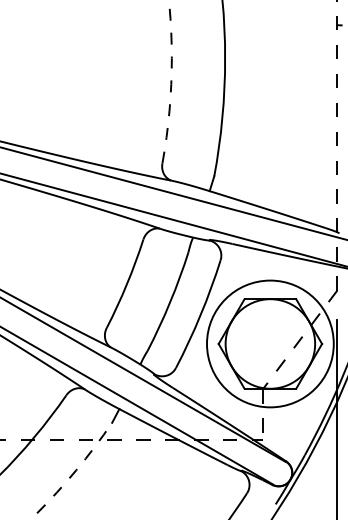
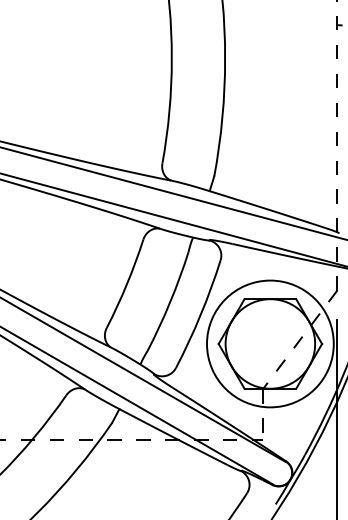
arc: dashed -> solid (171, 81)
arc: dashed -> solid (73, 473)
